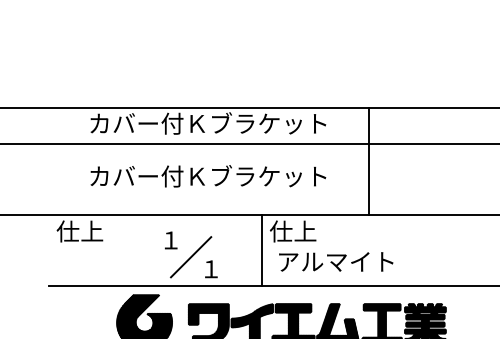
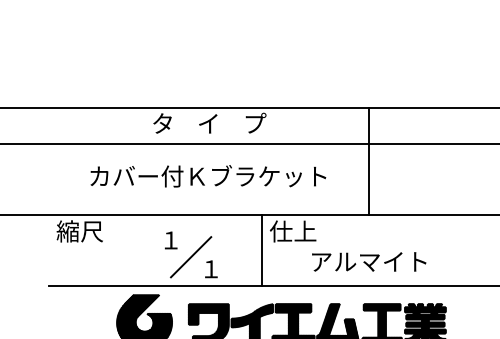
text: カバー付Ｋブラケット -> タ    イ    プ (208, 123)
text: 仕上 -> 縮尺 (79, 231)
text position: (336, 261) -> (369, 261) (369, 261)
